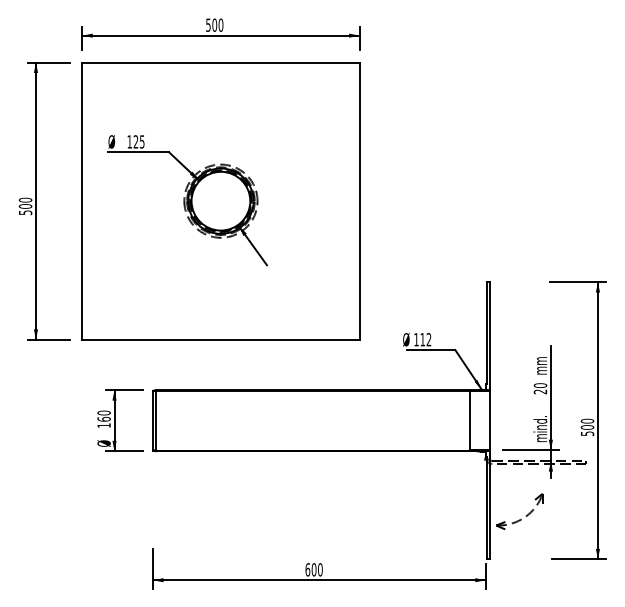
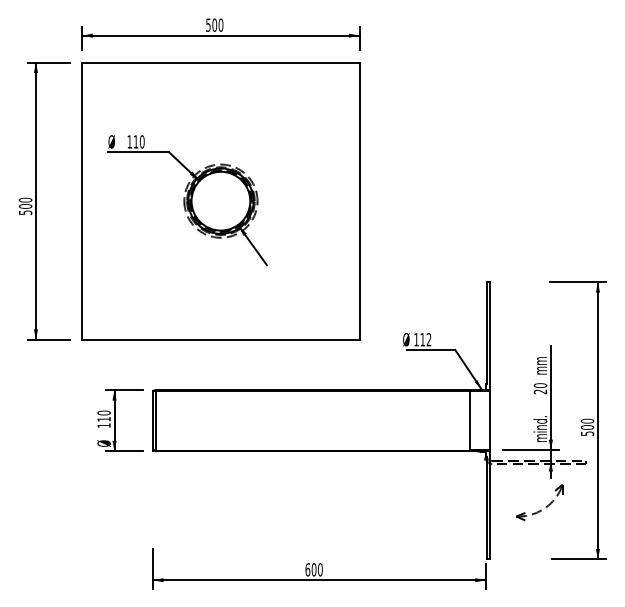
text: 125 -> 110 (138, 141)
text: 160 -> 110 (103, 418)
part position: (520, 518) -> (540, 509) (540, 509)
